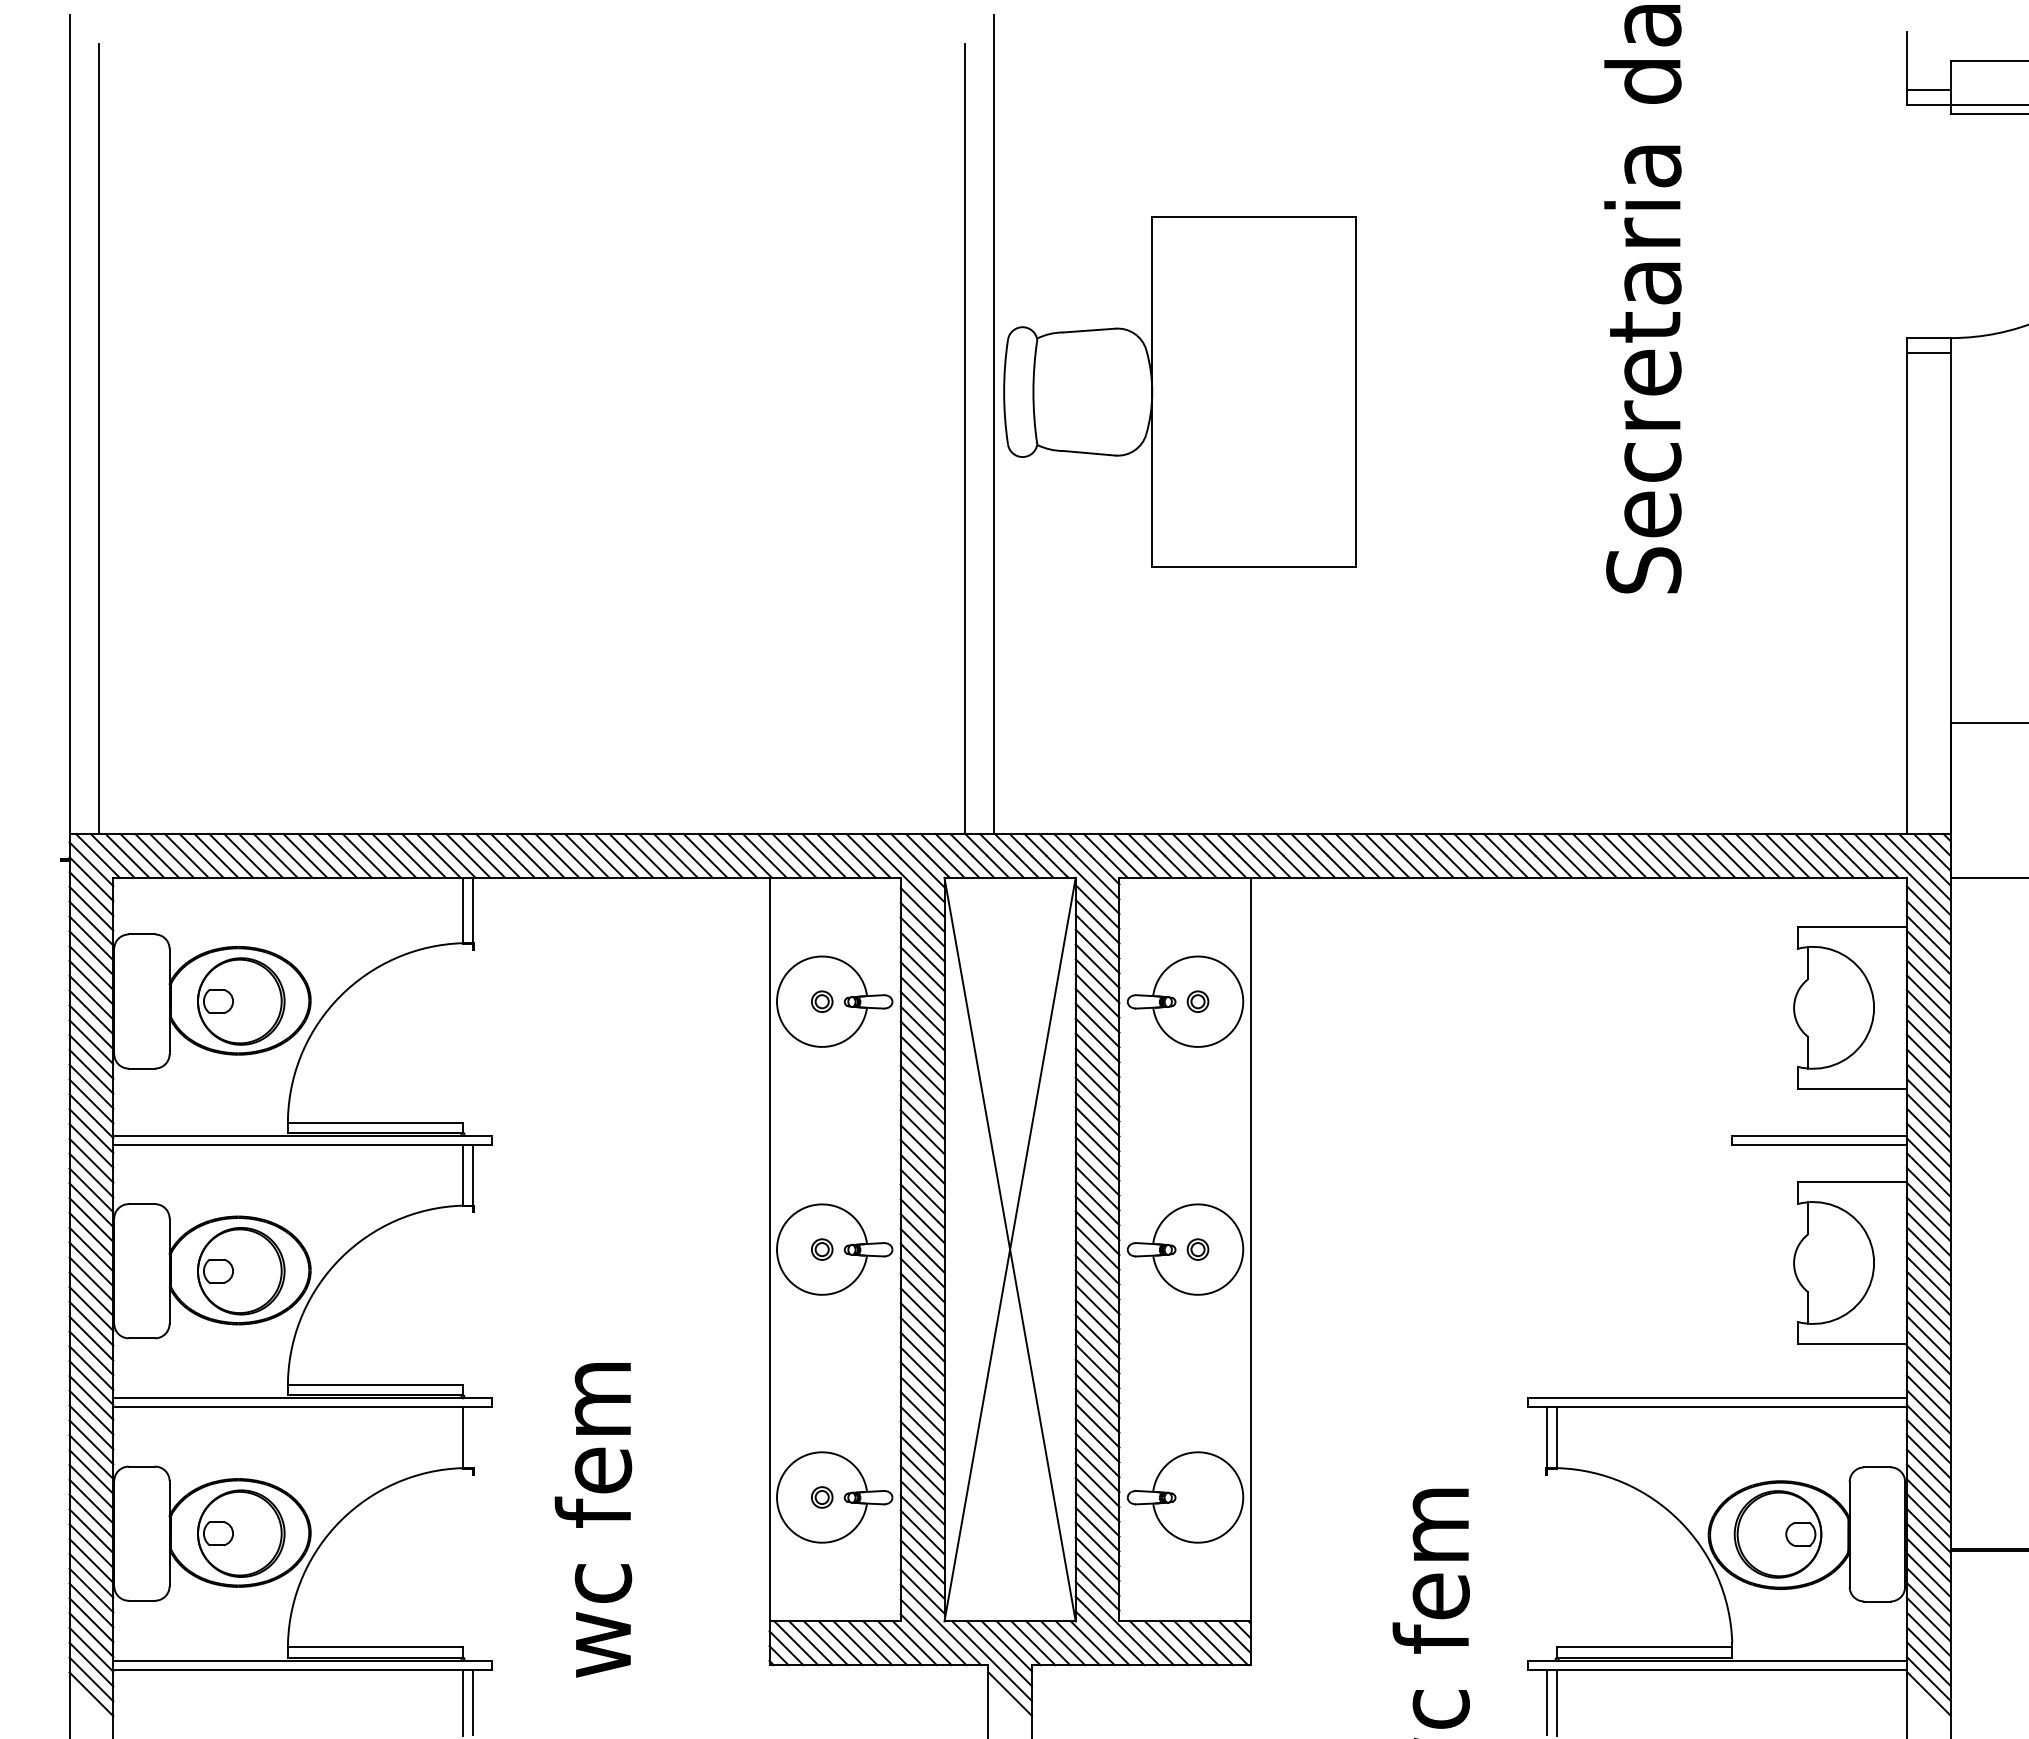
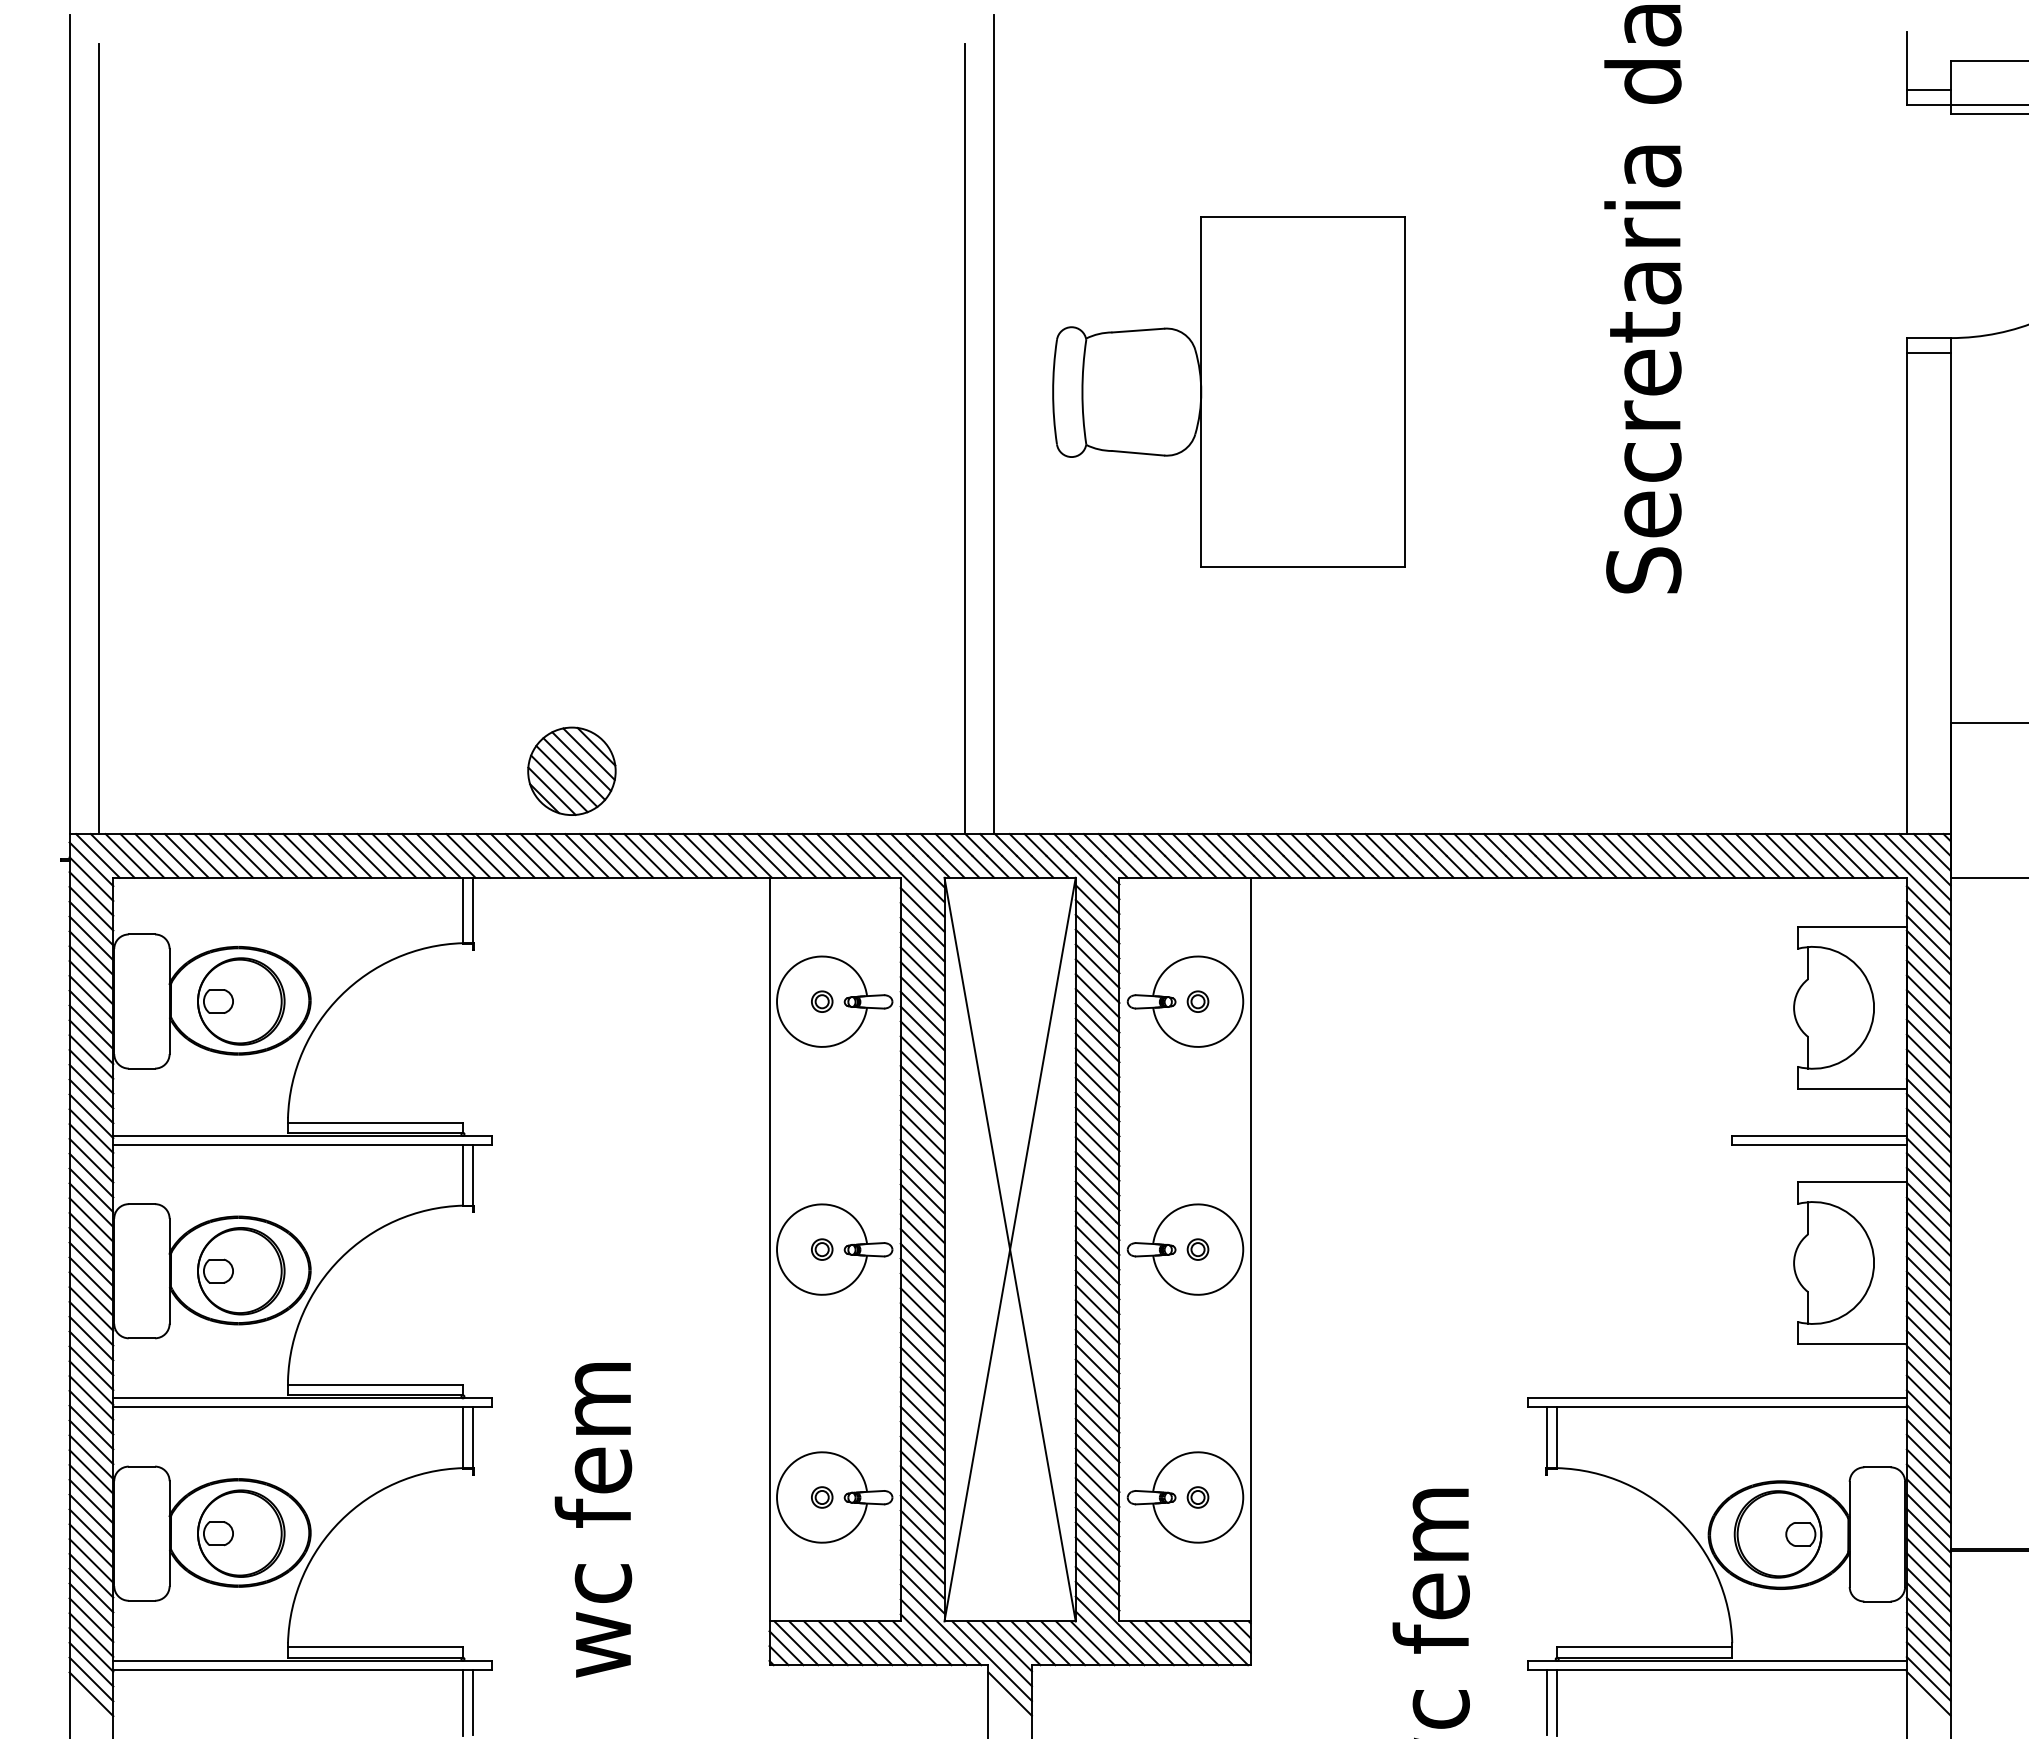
part position: (1179, 391) -> (1228, 391) (1228, 391)
part: none -> present (571, 770)
line: none -> present (473, 1437)
part: none -> present (1197, 1497)
